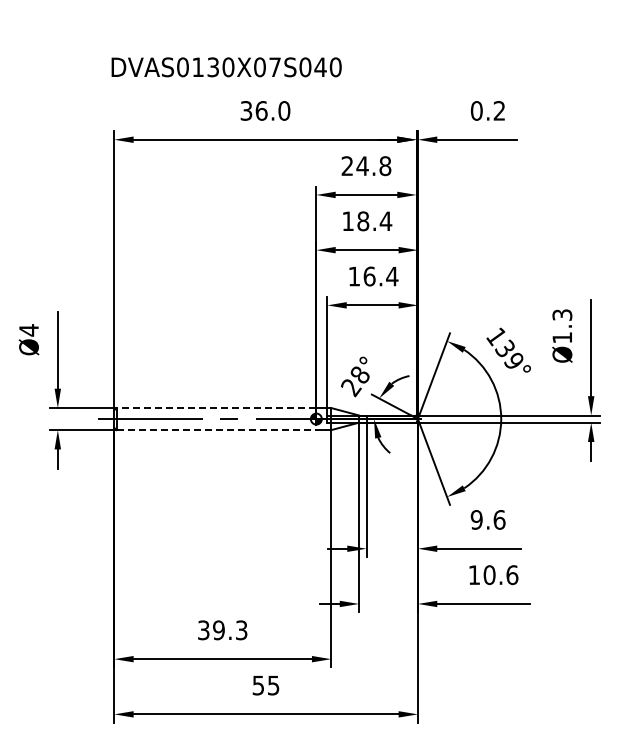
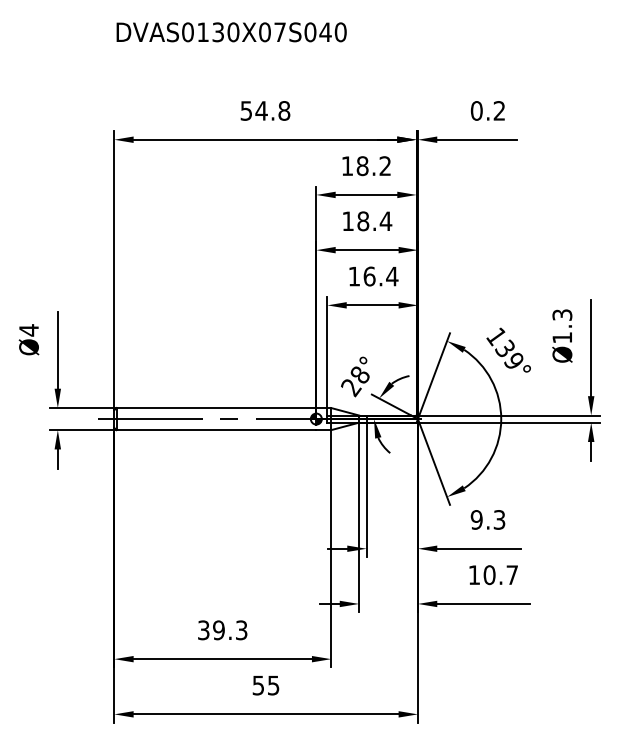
text position: (226, 67) -> (231, 32) (231, 32)
text: 36.0 -> 54.8 (265, 110)
text: 24.8 -> 18.2 (366, 166)
line: dashed -> solid (216, 408)
line: dashed -> solid (216, 430)
text: 9.6 -> 9.3 (499, 519)
text: 10.6 -> 10.7 (512, 575)
